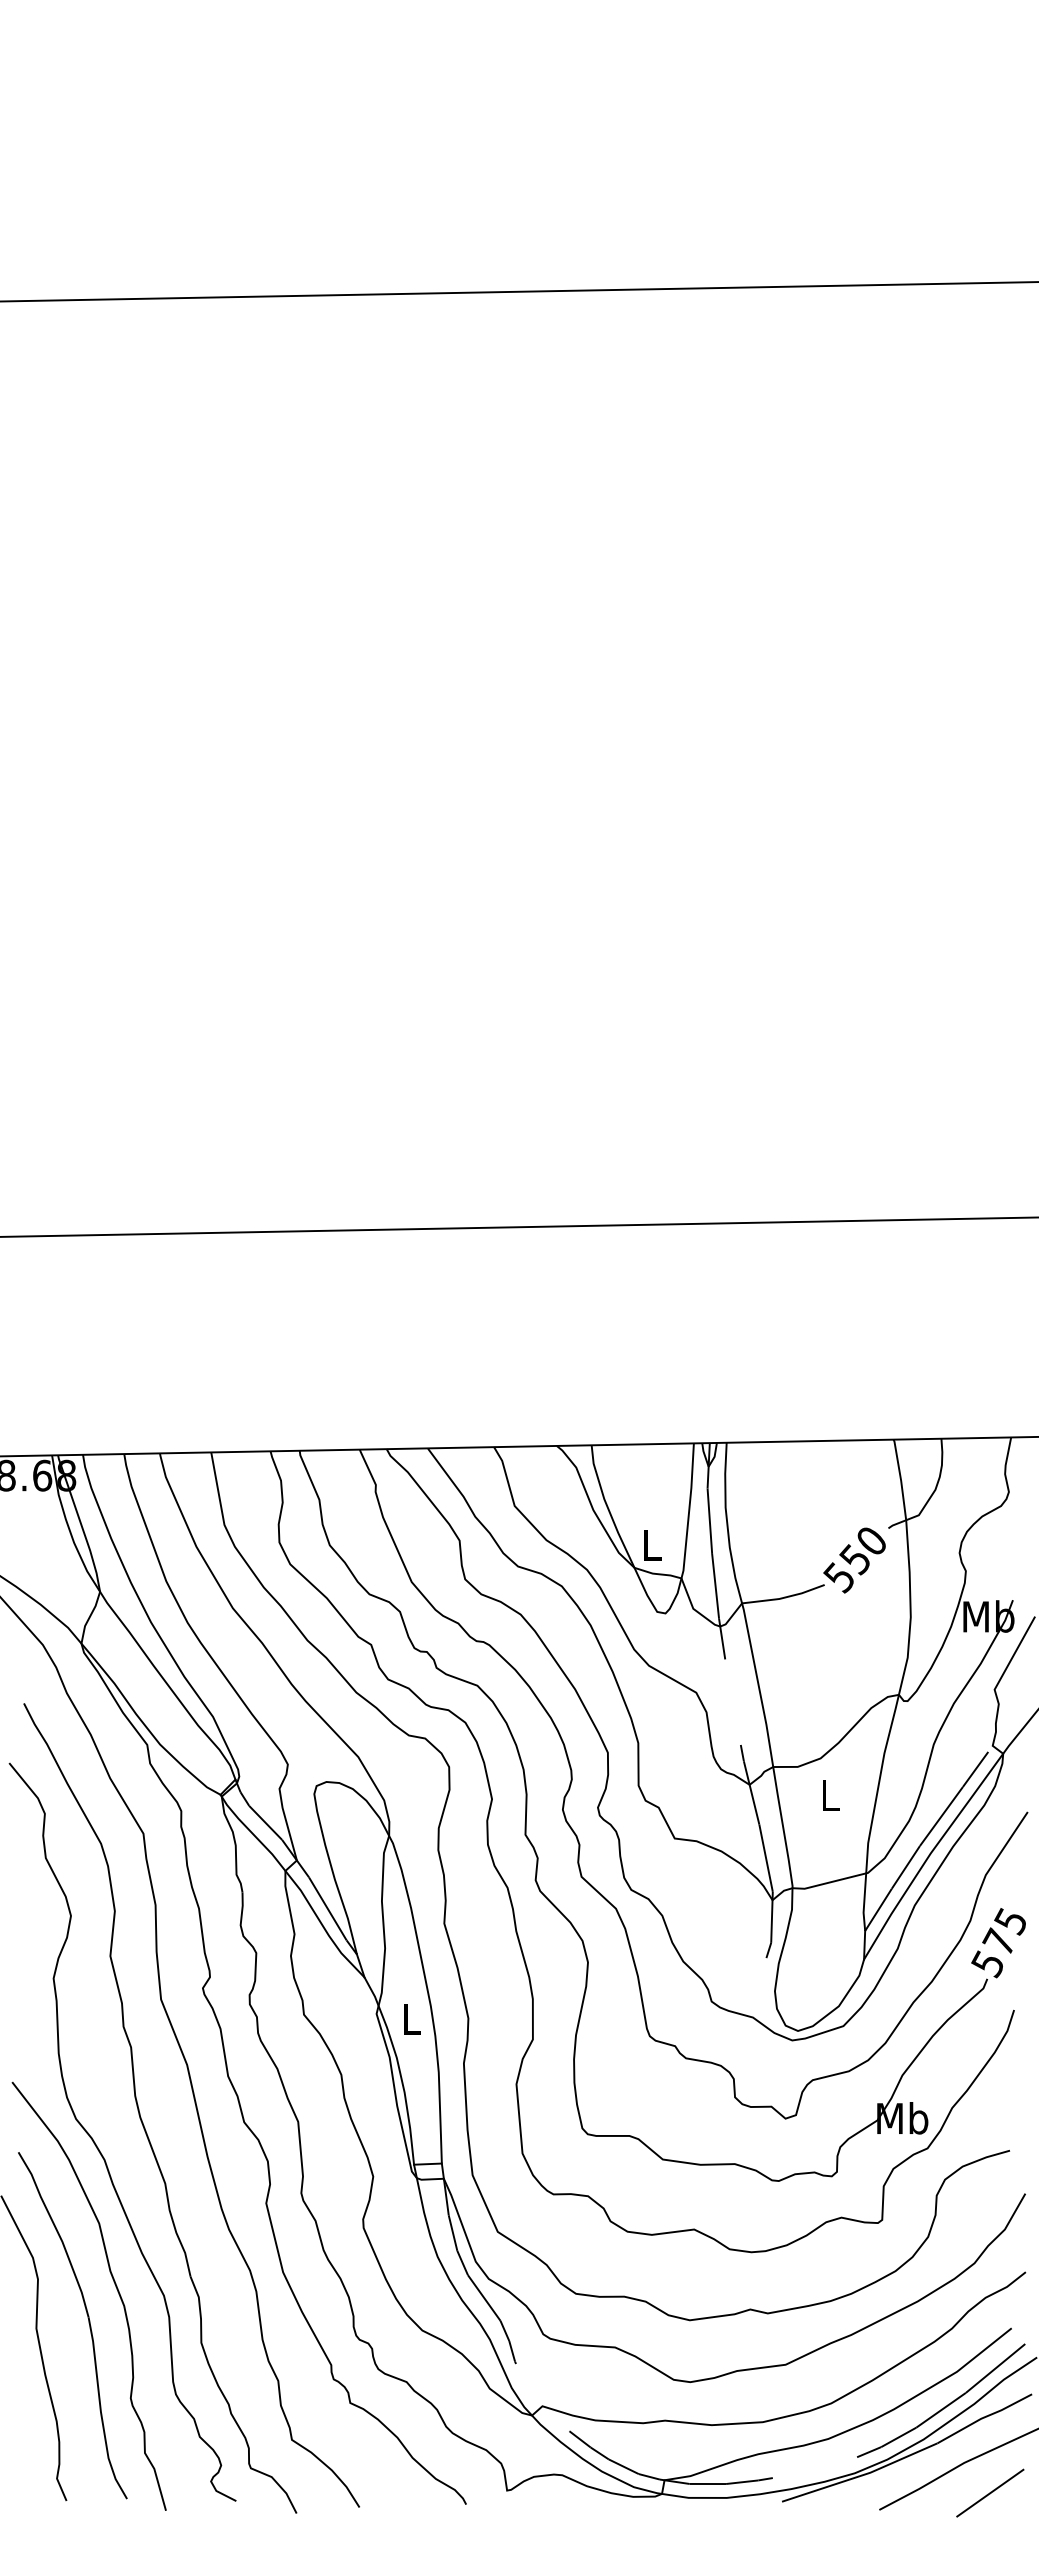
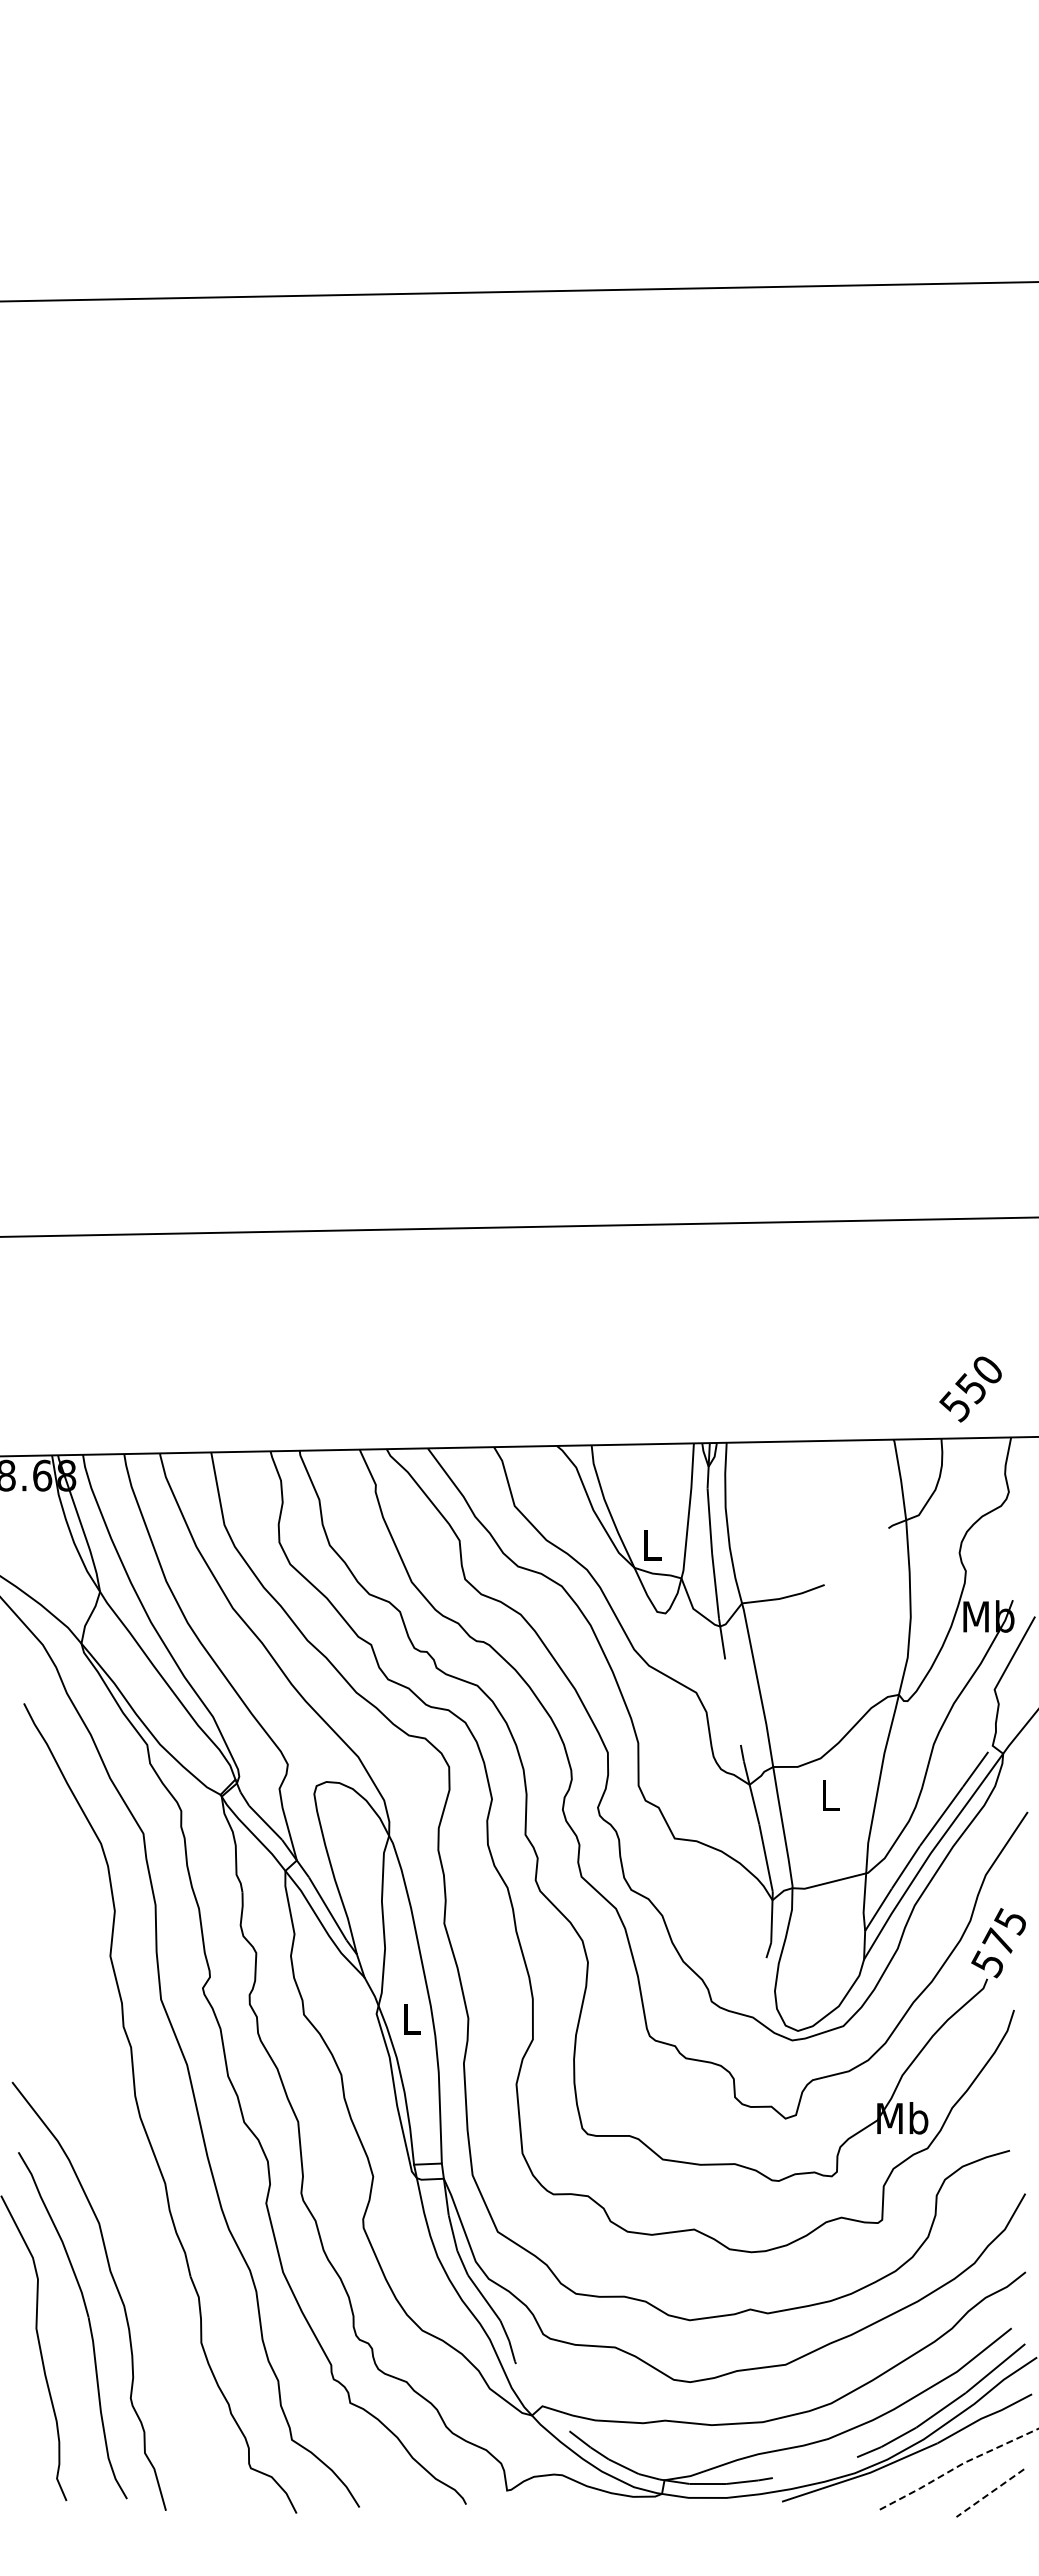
text position: (854, 1560) -> (970, 1389) (970, 1389)
curve: present -> none (97, 2145)
line: solid -> dashed (957, 2466)
line: solid -> dashed (989, 2493)
